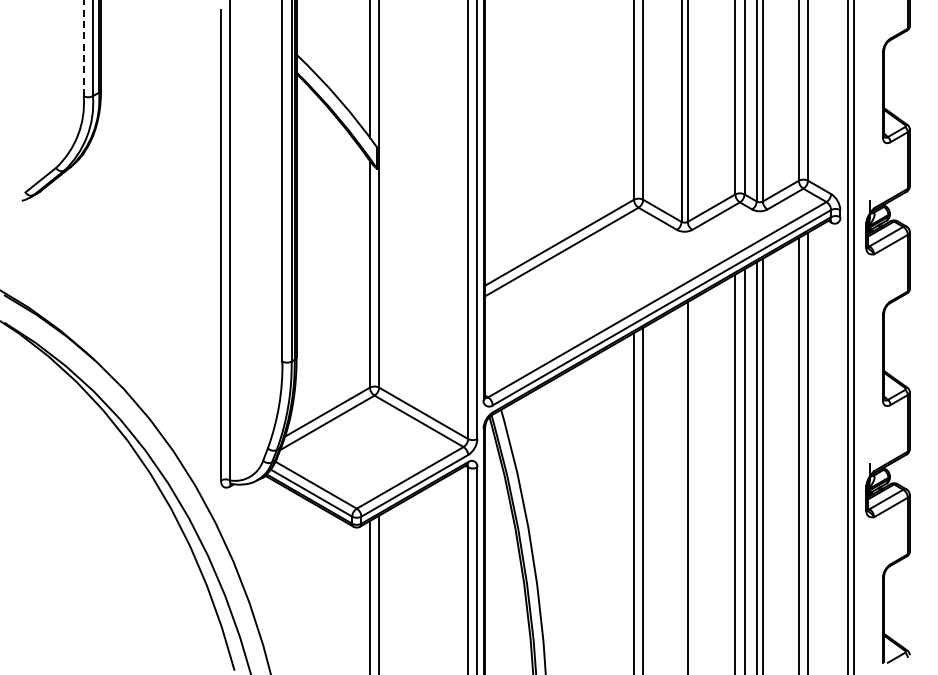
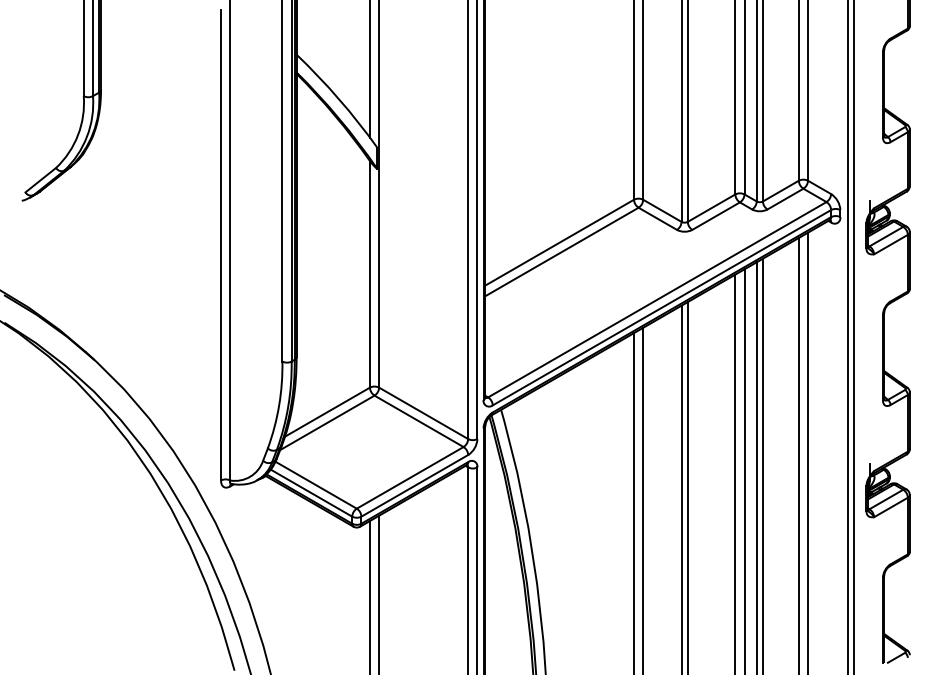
line: dashed -> solid (83, 48)
line: none -> present (681, 488)
